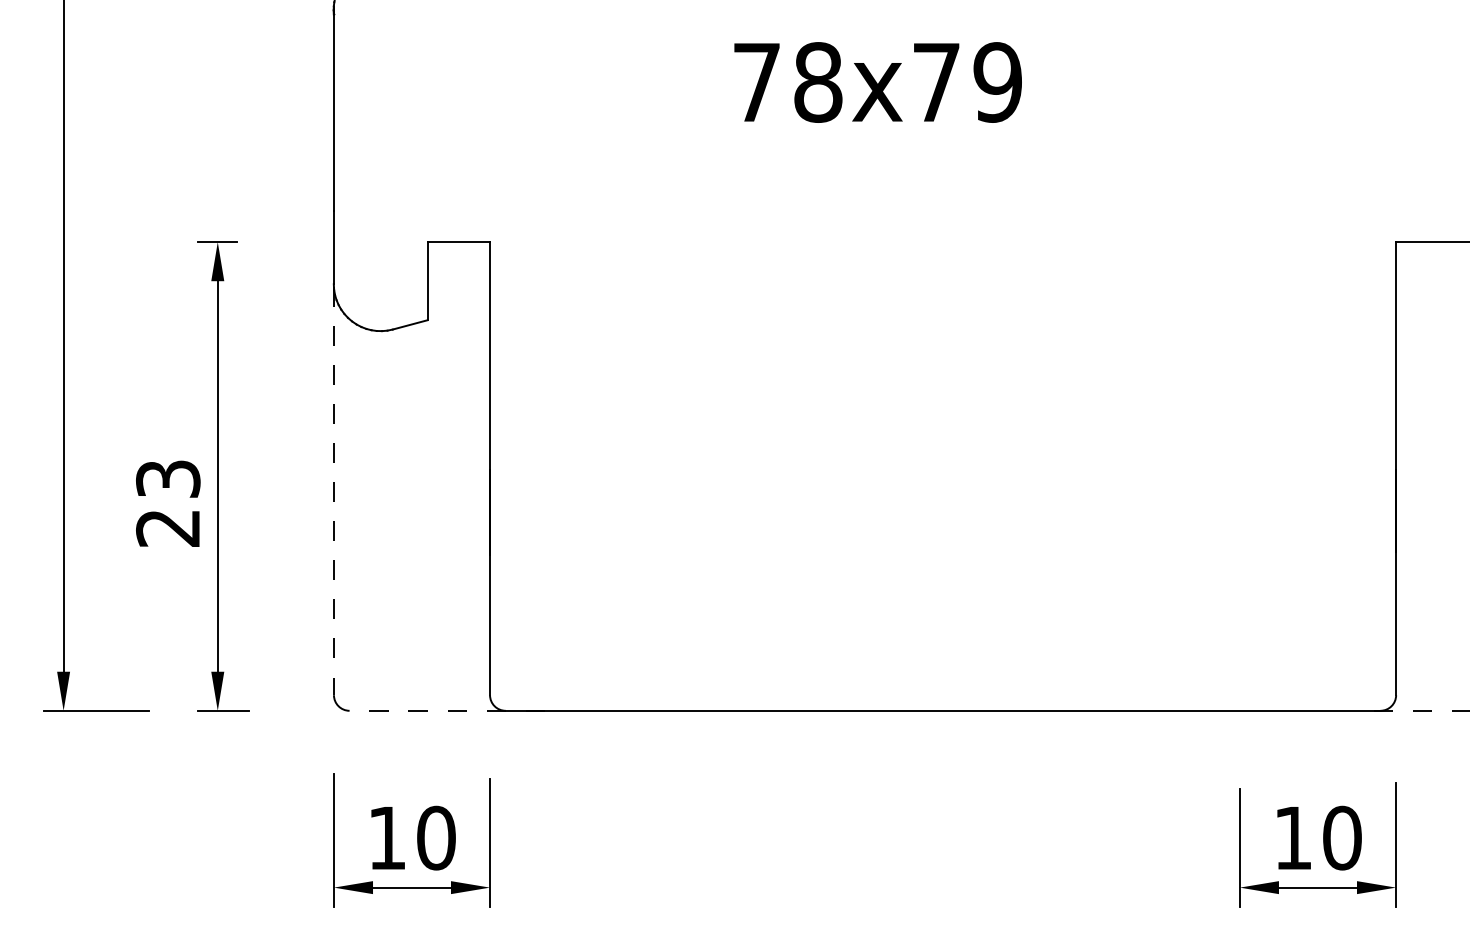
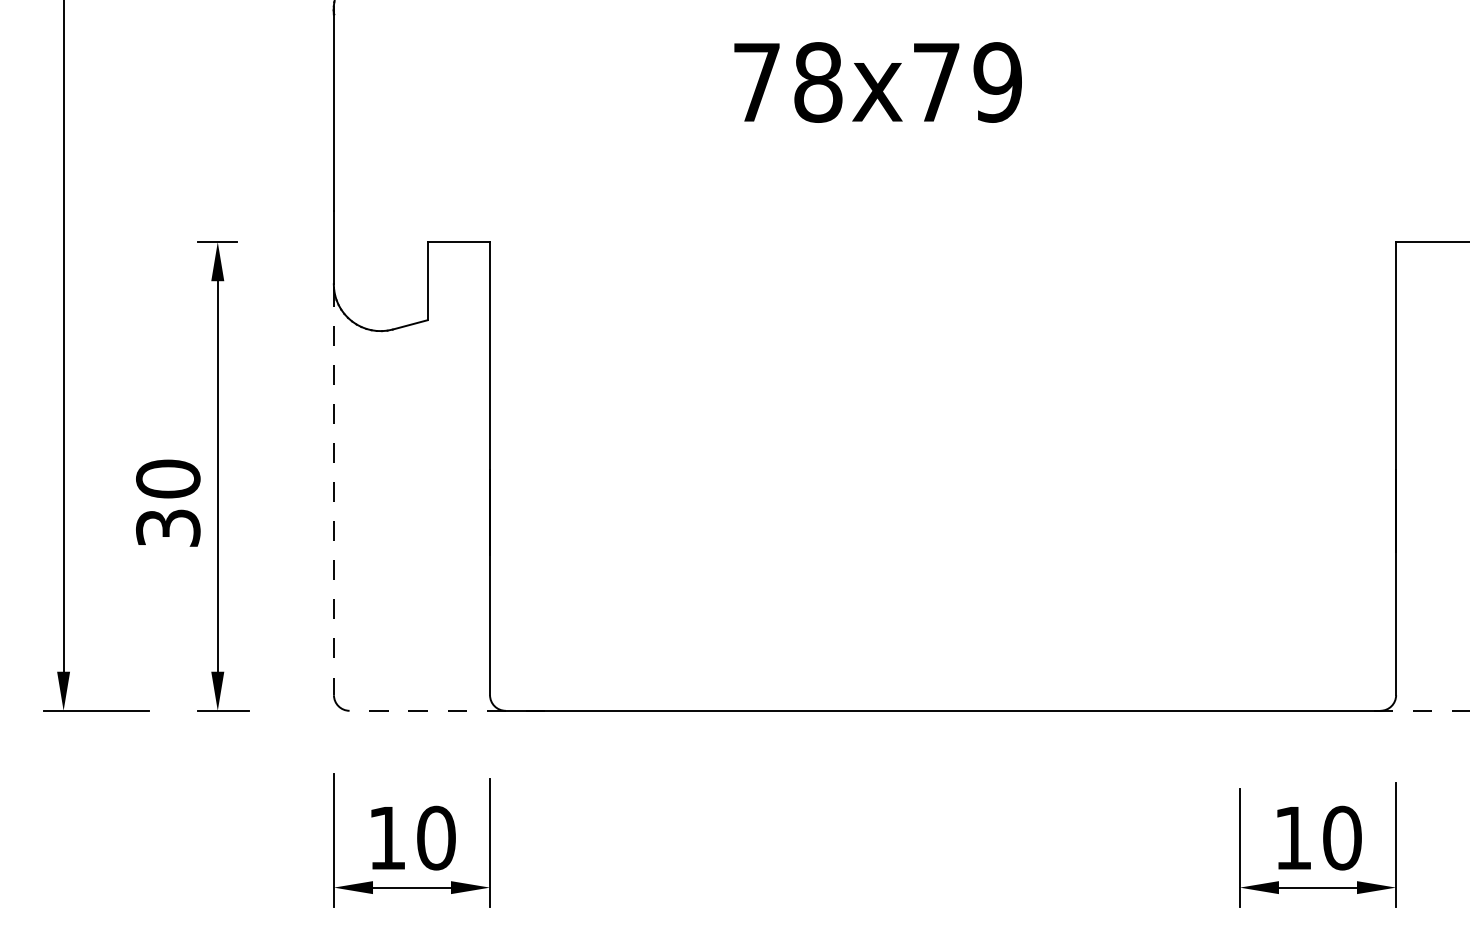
text: 23 -> 30 (168, 502)
